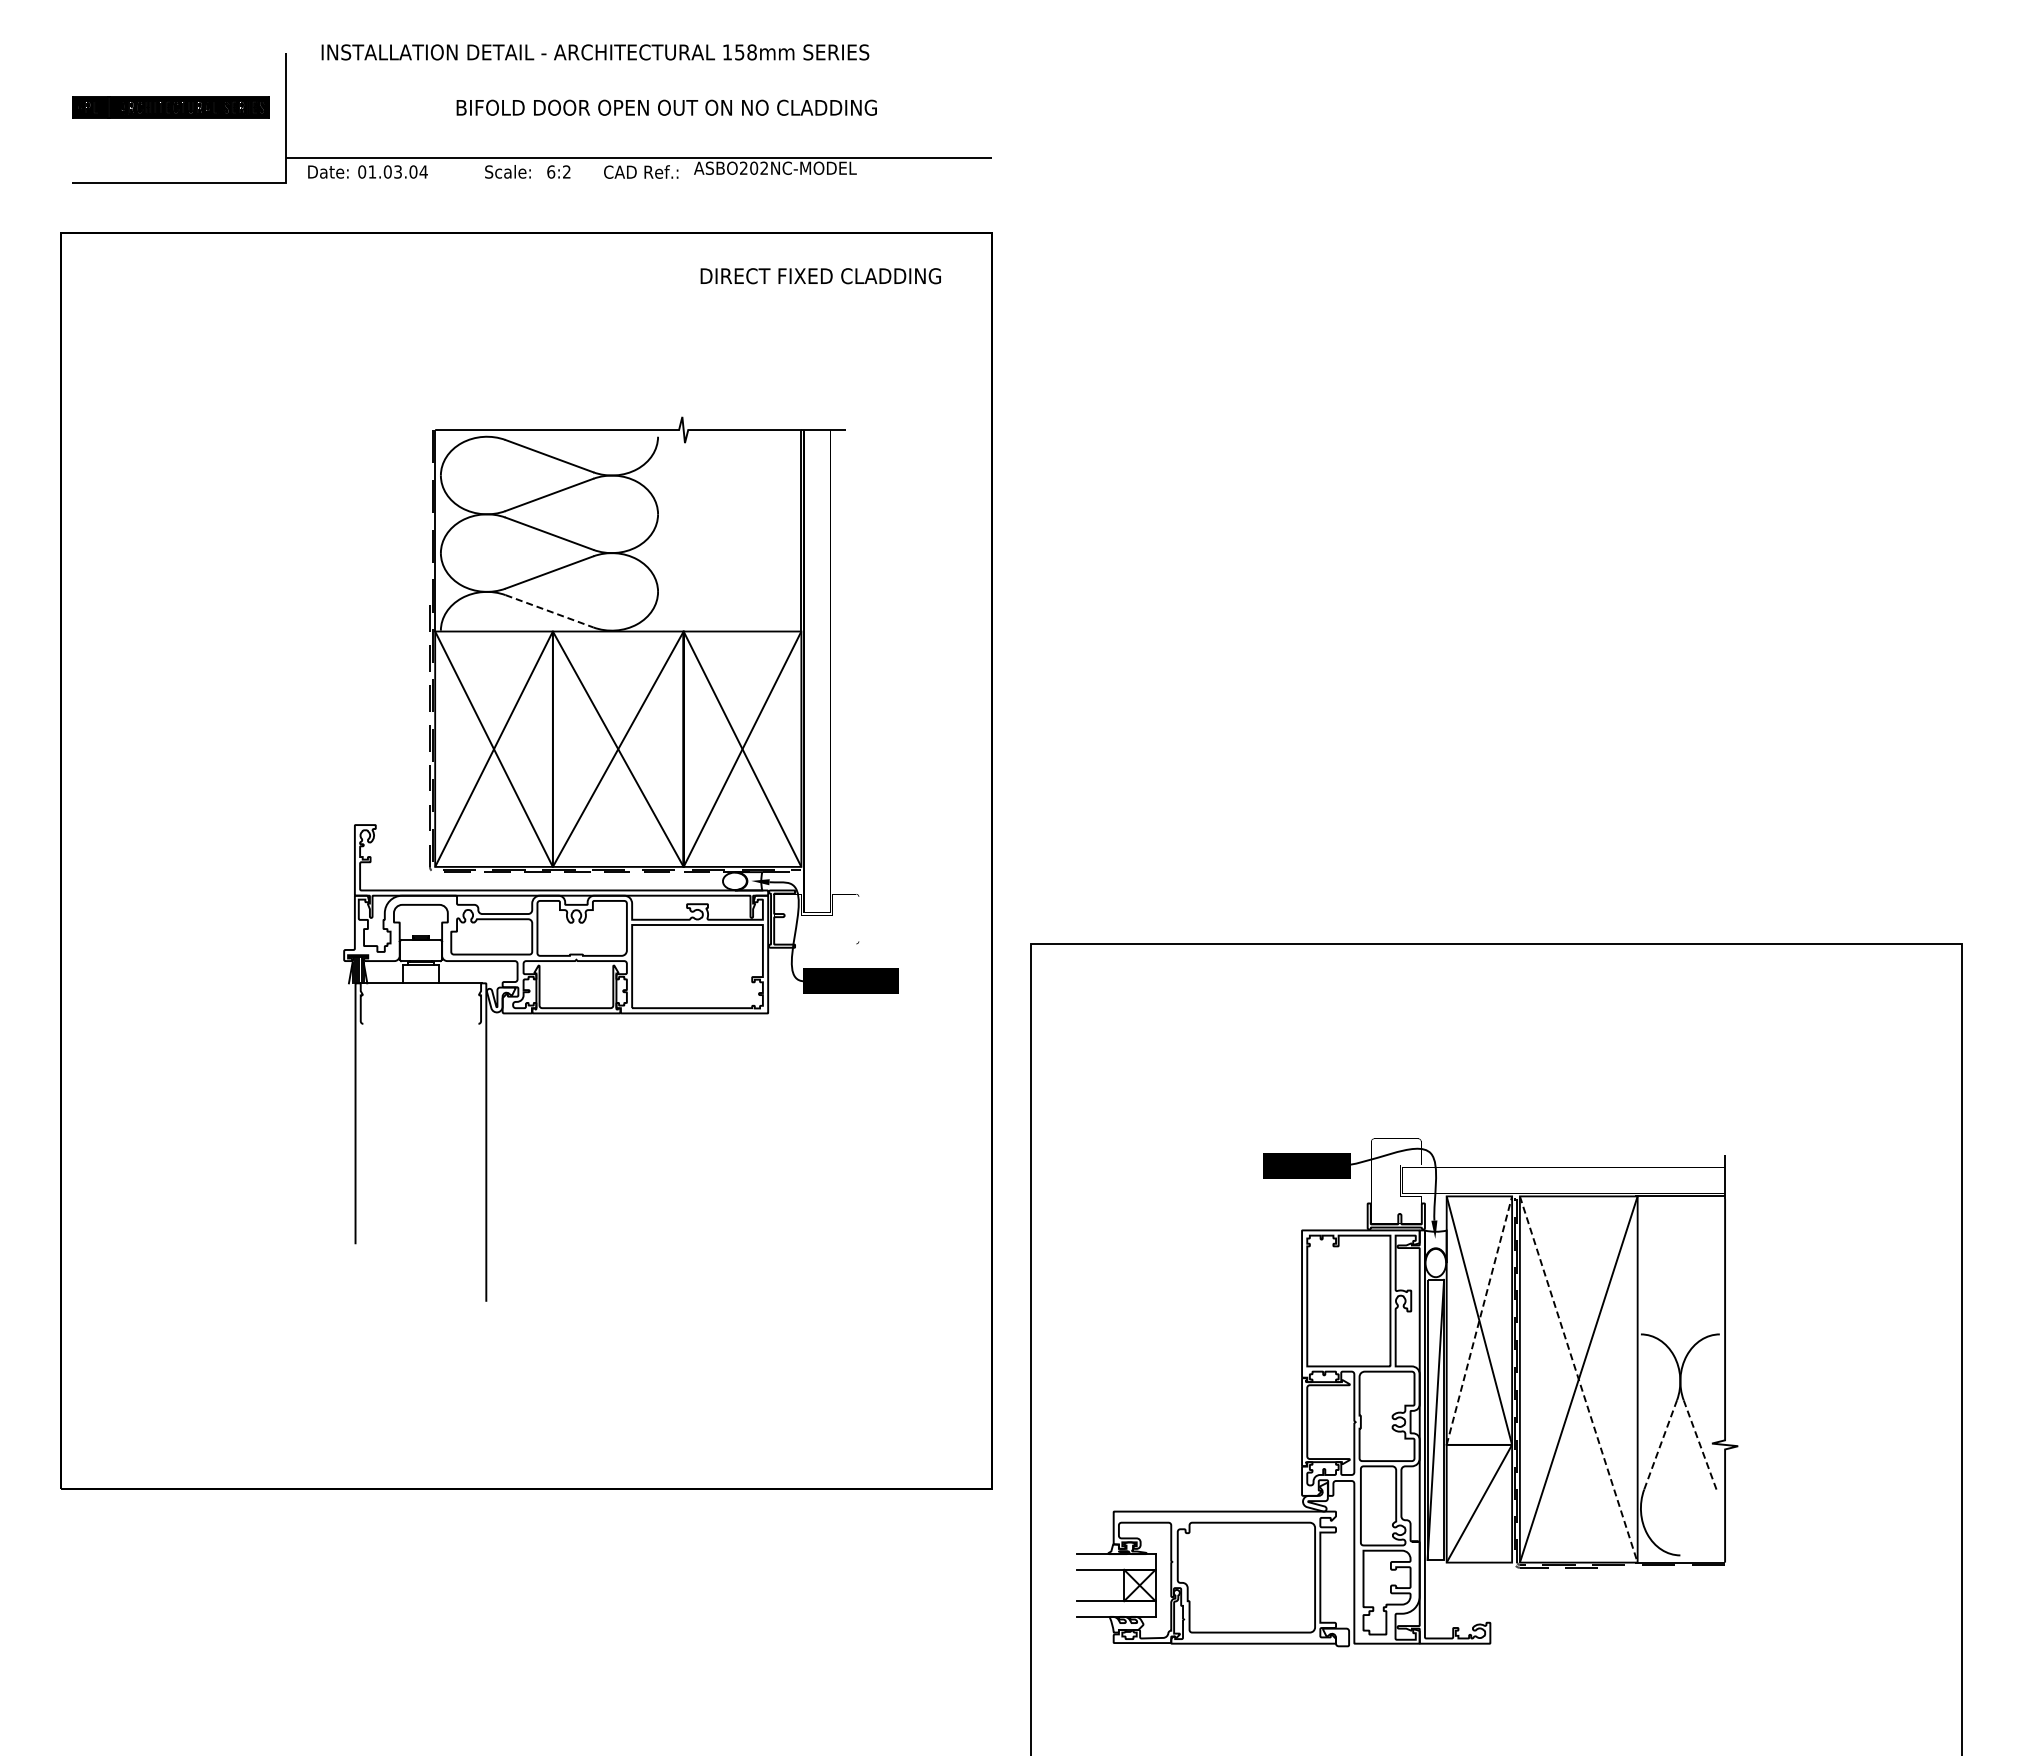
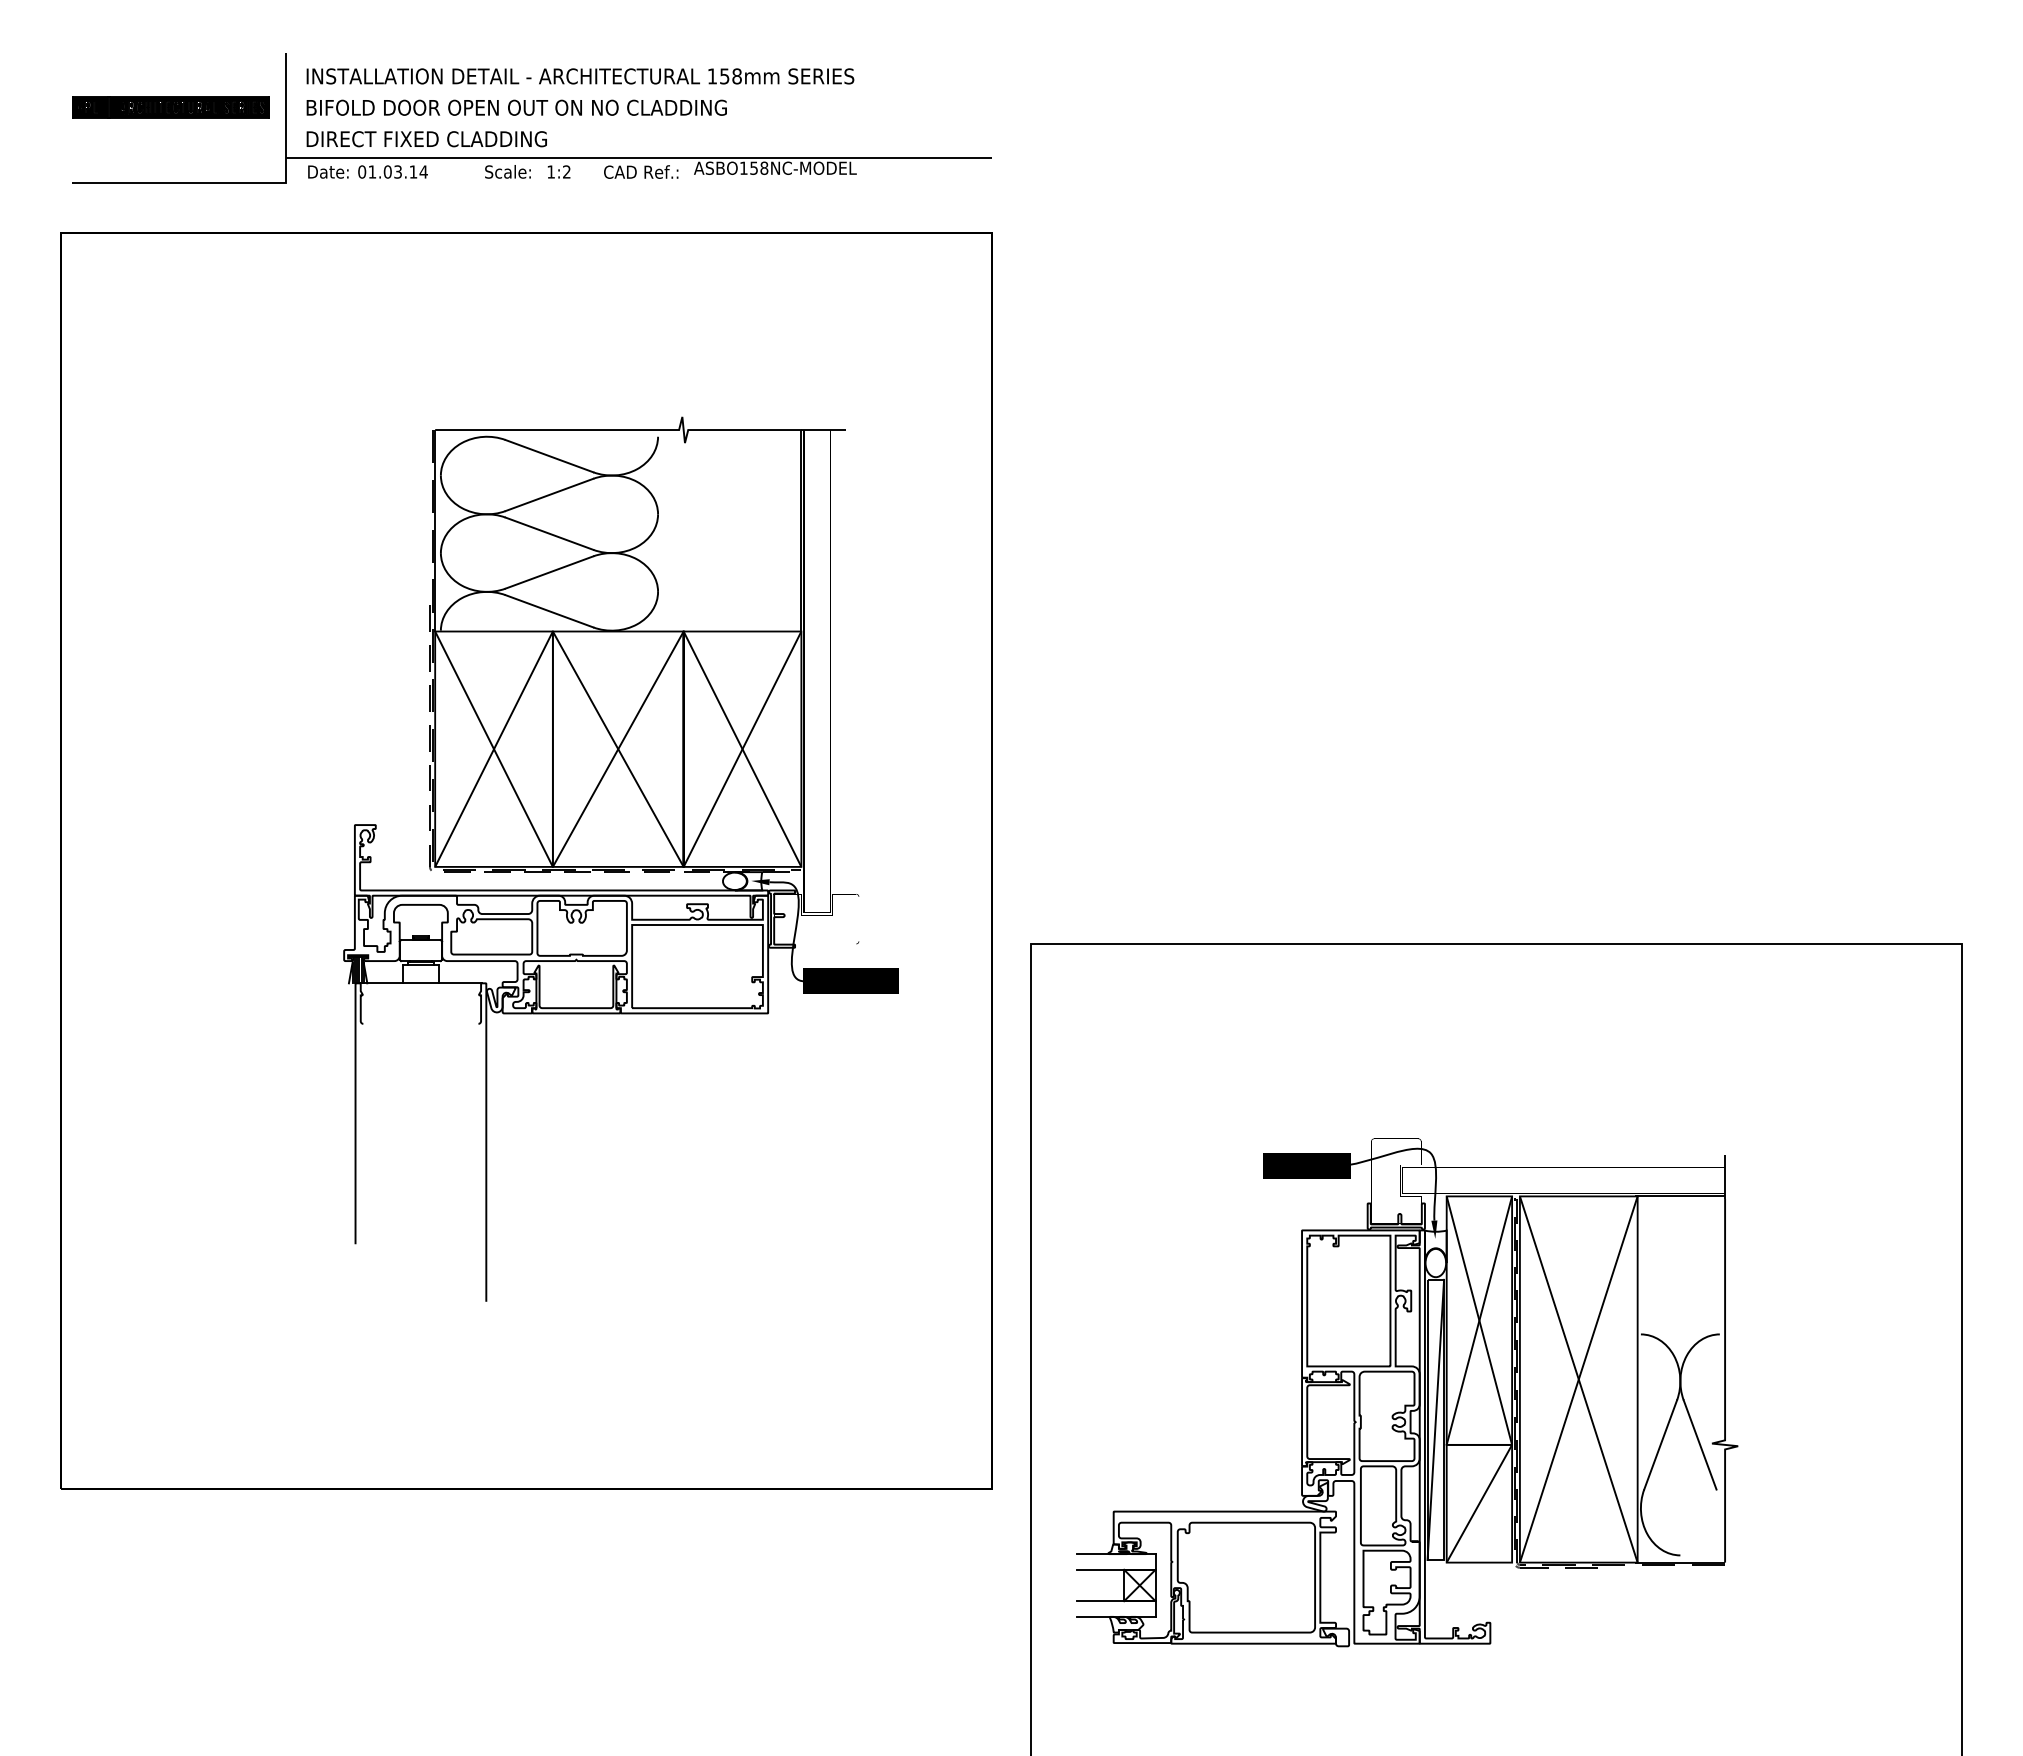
text position: (595, 52) -> (580, 76) (580, 76)
text position: (666, 107) -> (516, 107) (516, 107)
text: ASBO202NC-MODEL -> ASBO158NC-MODEL (754, 167)
text: 01.03.04 -> 01.03.14 (413, 171)
text: 6:2 -> 1:2 (551, 171)
text position: (820, 276) -> (426, 139) (426, 139)
line: dashed -> solid (549, 611)
line: dashed -> solid (1479, 1320)
line: dashed -> solid (1578, 1379)
line: dashed -> solid (1660, 1444)
line: dashed -> solid (1700, 1444)
